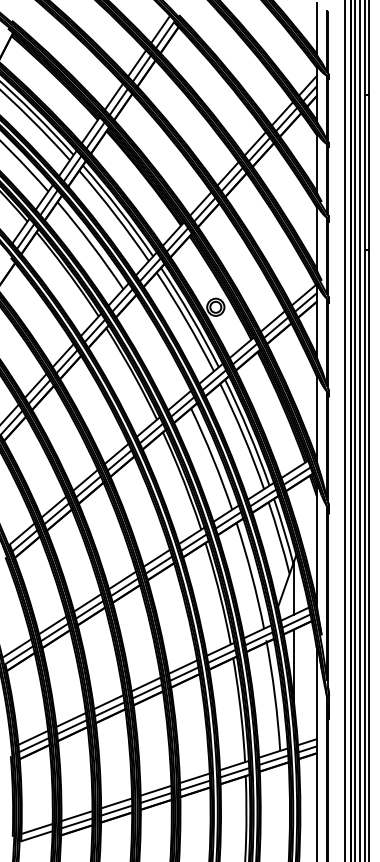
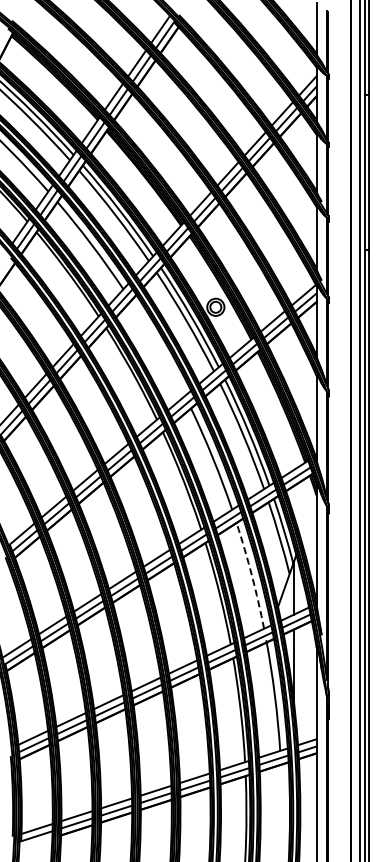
line: present -> none (345, 430)
line: present -> none (354, 430)
arc: solid -> dashed (251, 575)
